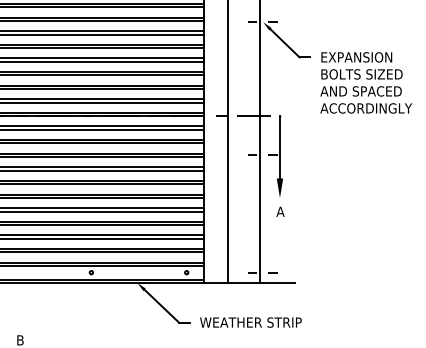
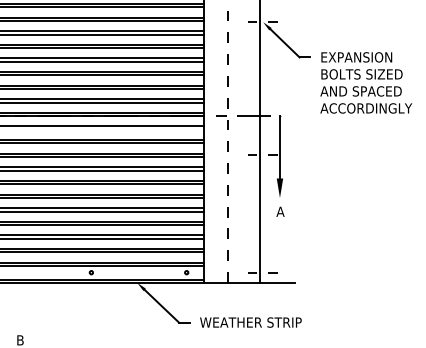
line: present -> none (102, 129)
line: solid -> dashed (227, 141)
